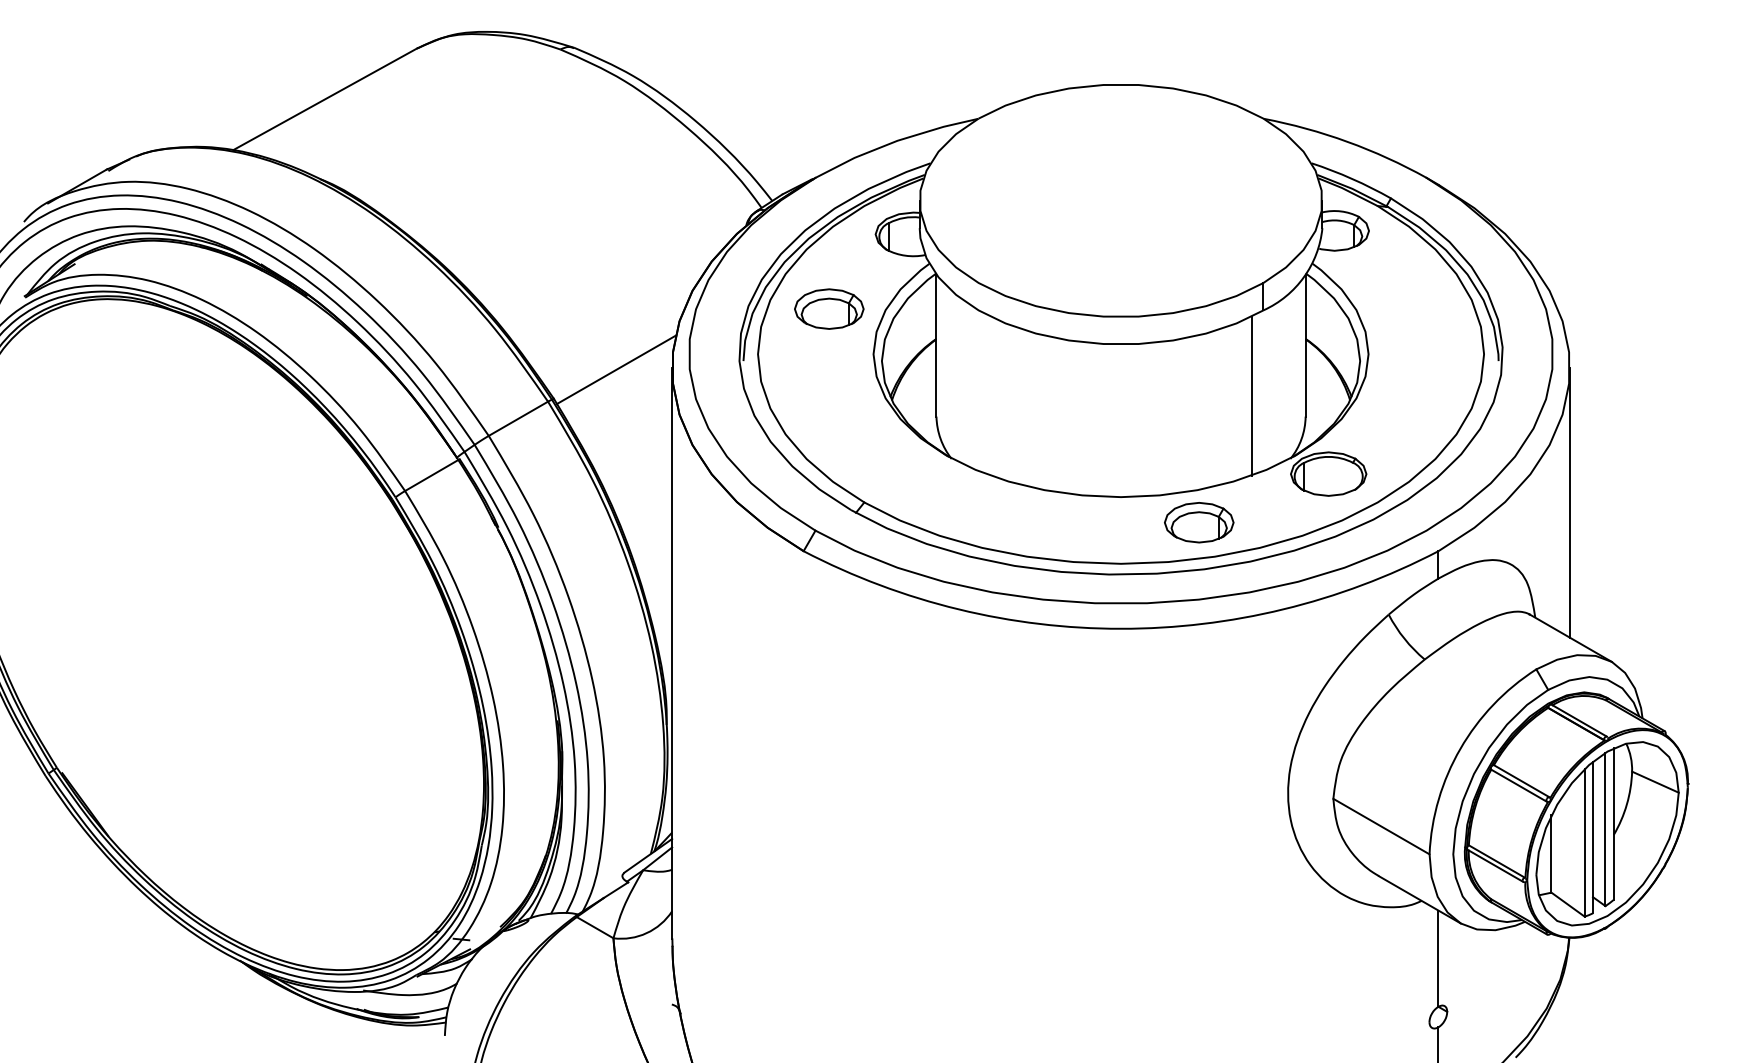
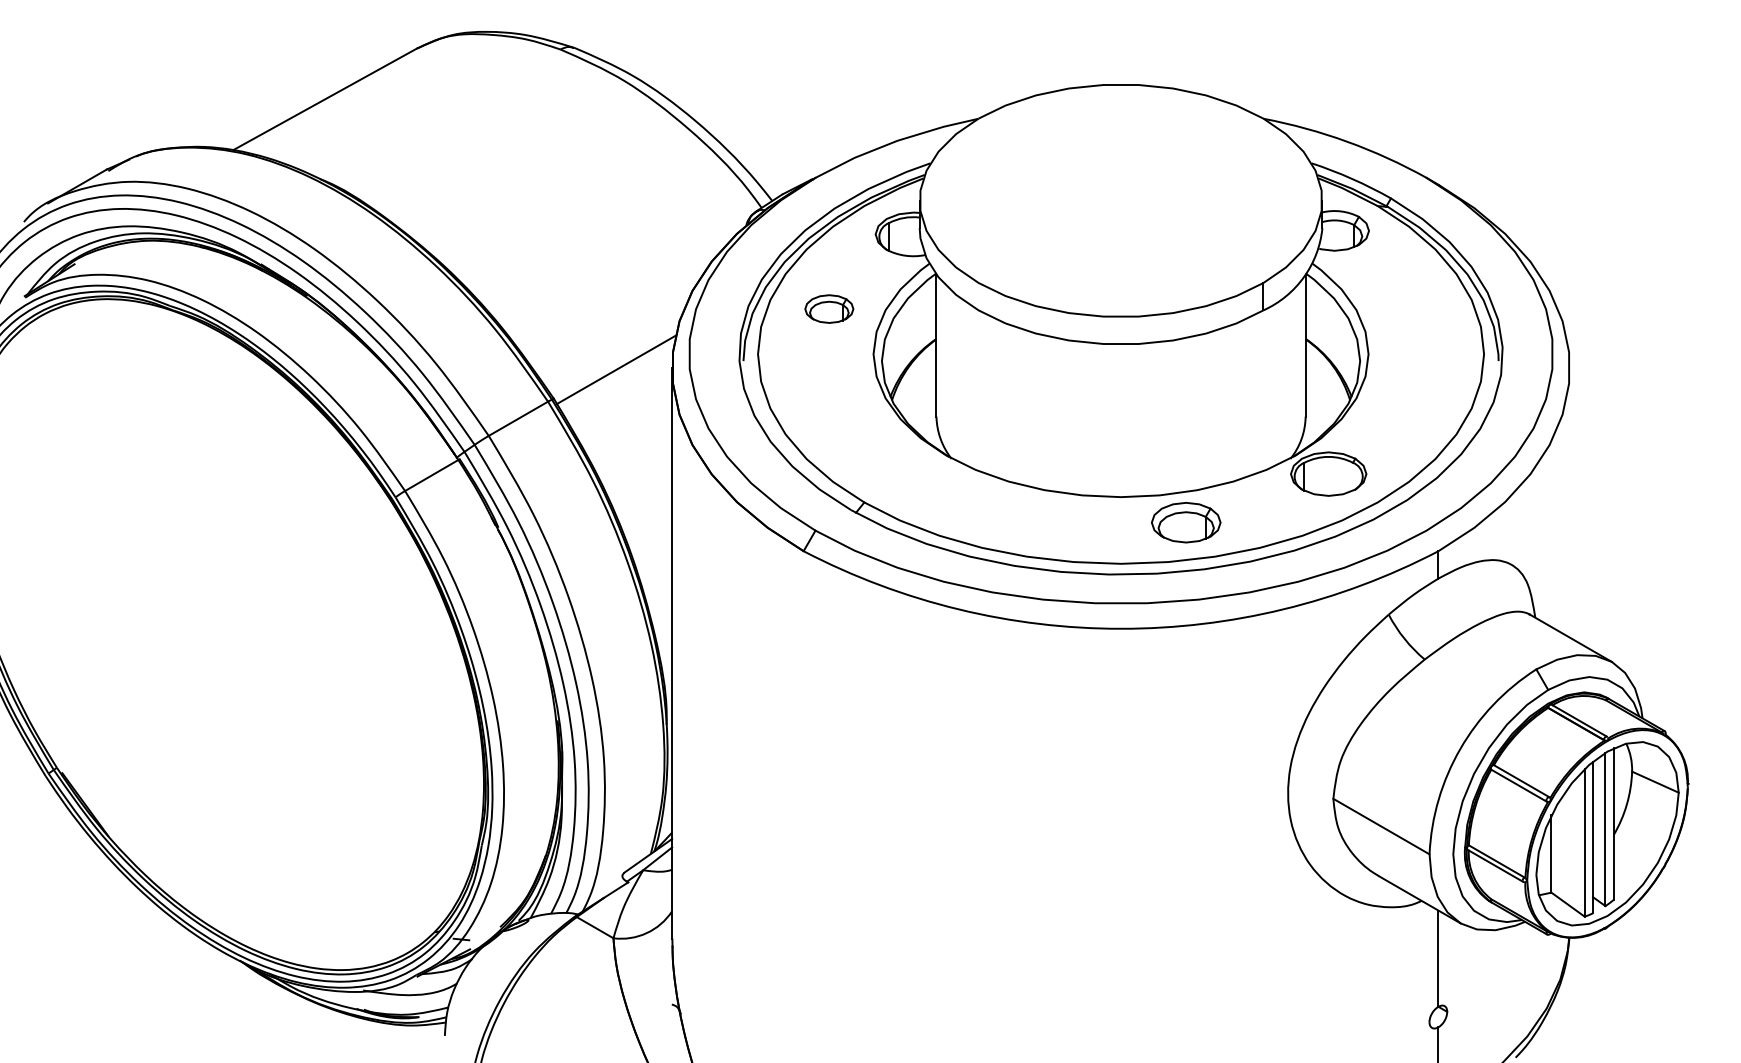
part size: 71x42 px -> 51x30 px (829, 308)
line: present -> none (1251, 395)
line: present -> none (1569, 502)
part position: (1199, 522) -> (1186, 522) (1186, 522)
